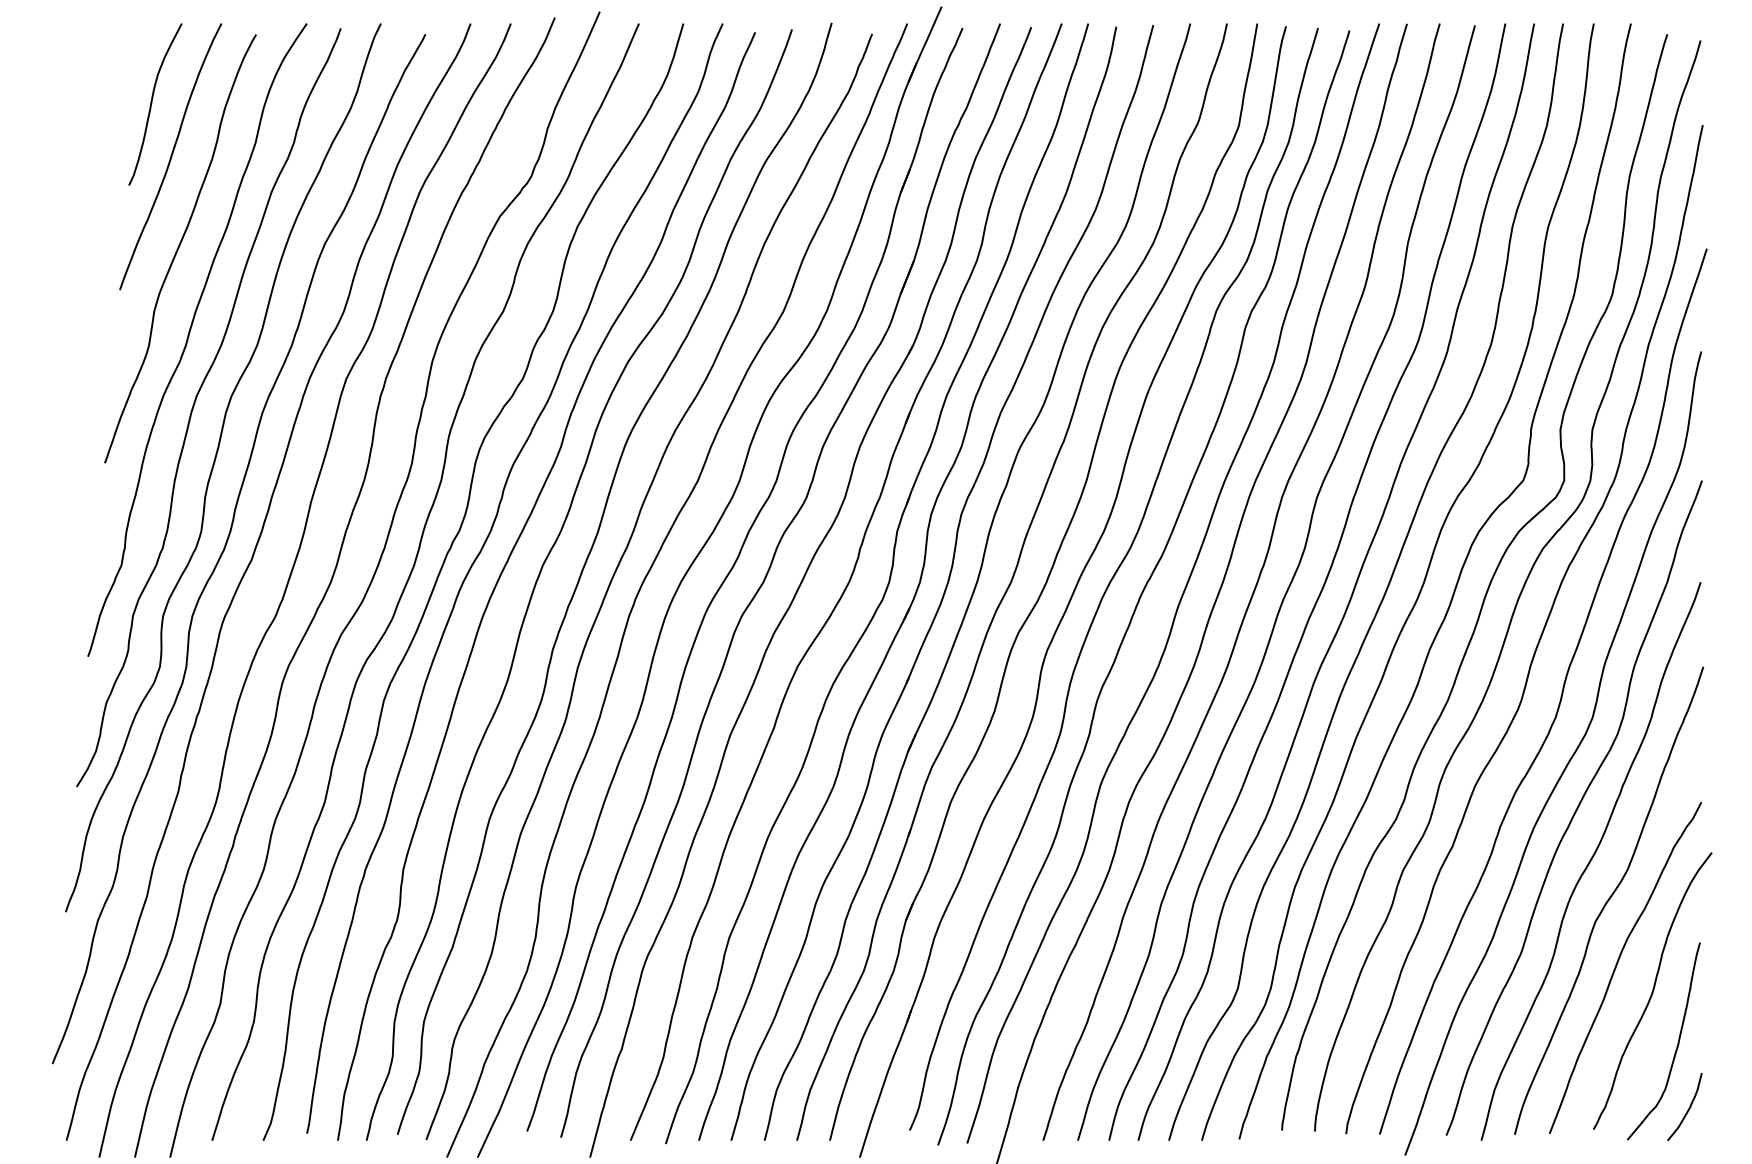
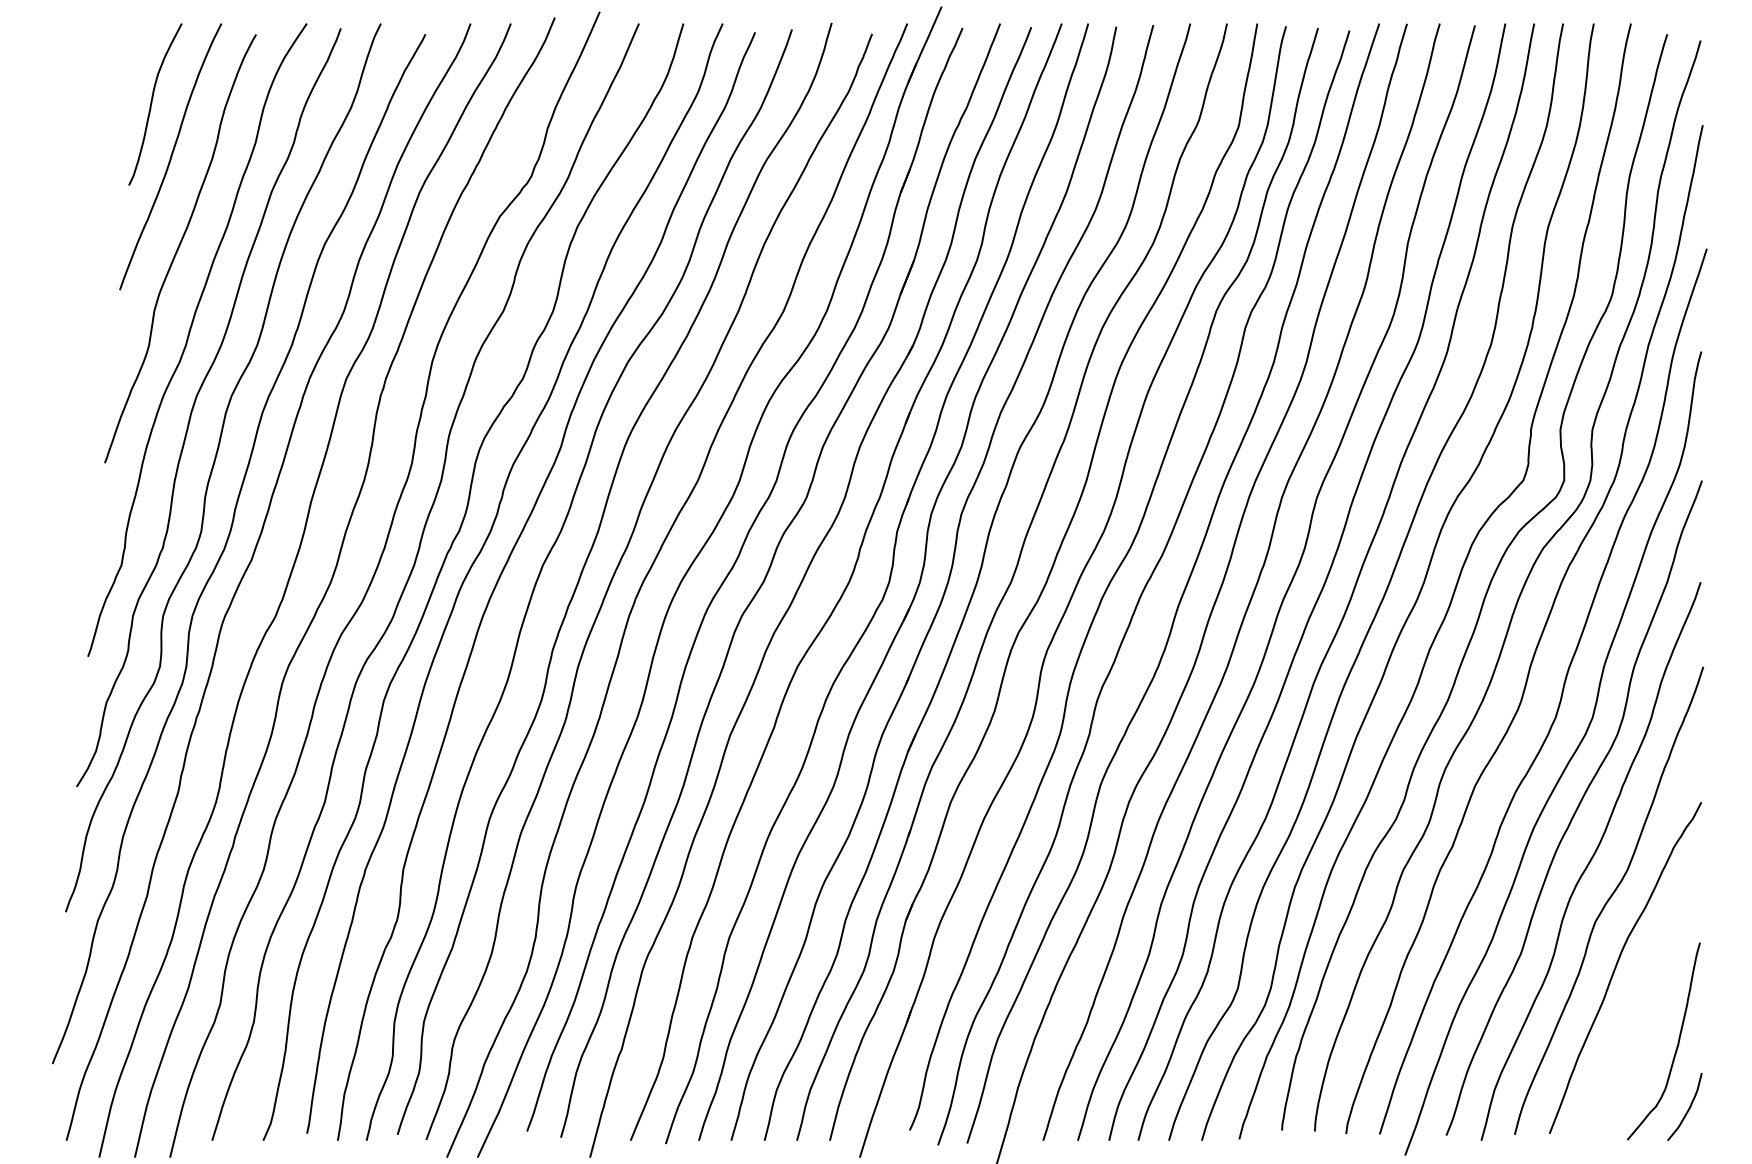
curve: present -> none (1652, 990)
